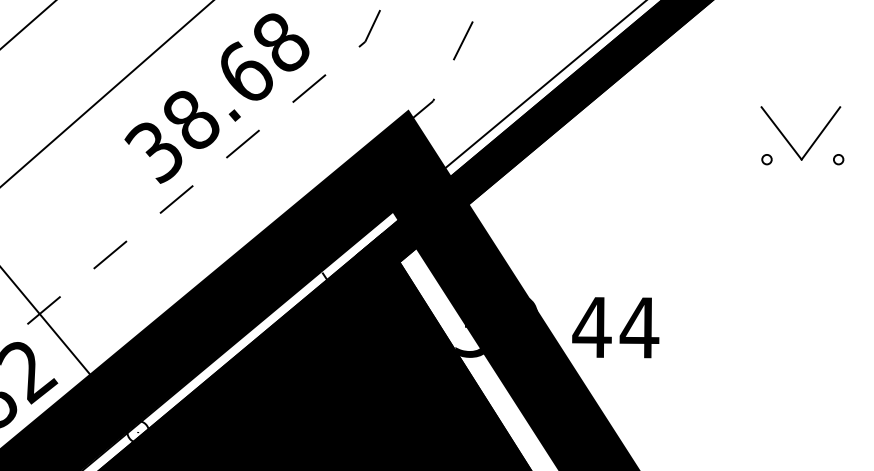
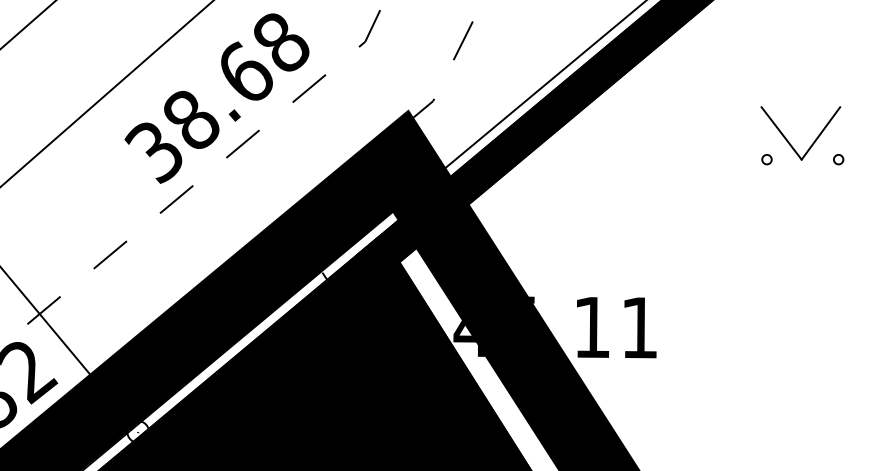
text: 39.44 -> 45.11 (556, 327)
